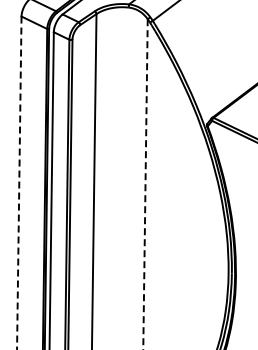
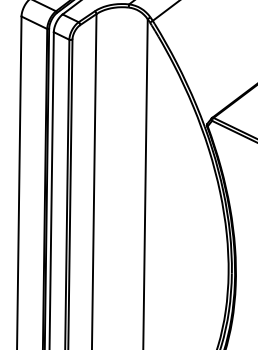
line: dashed -> solid (19, 183)
line: dashed -> solid (145, 184)
